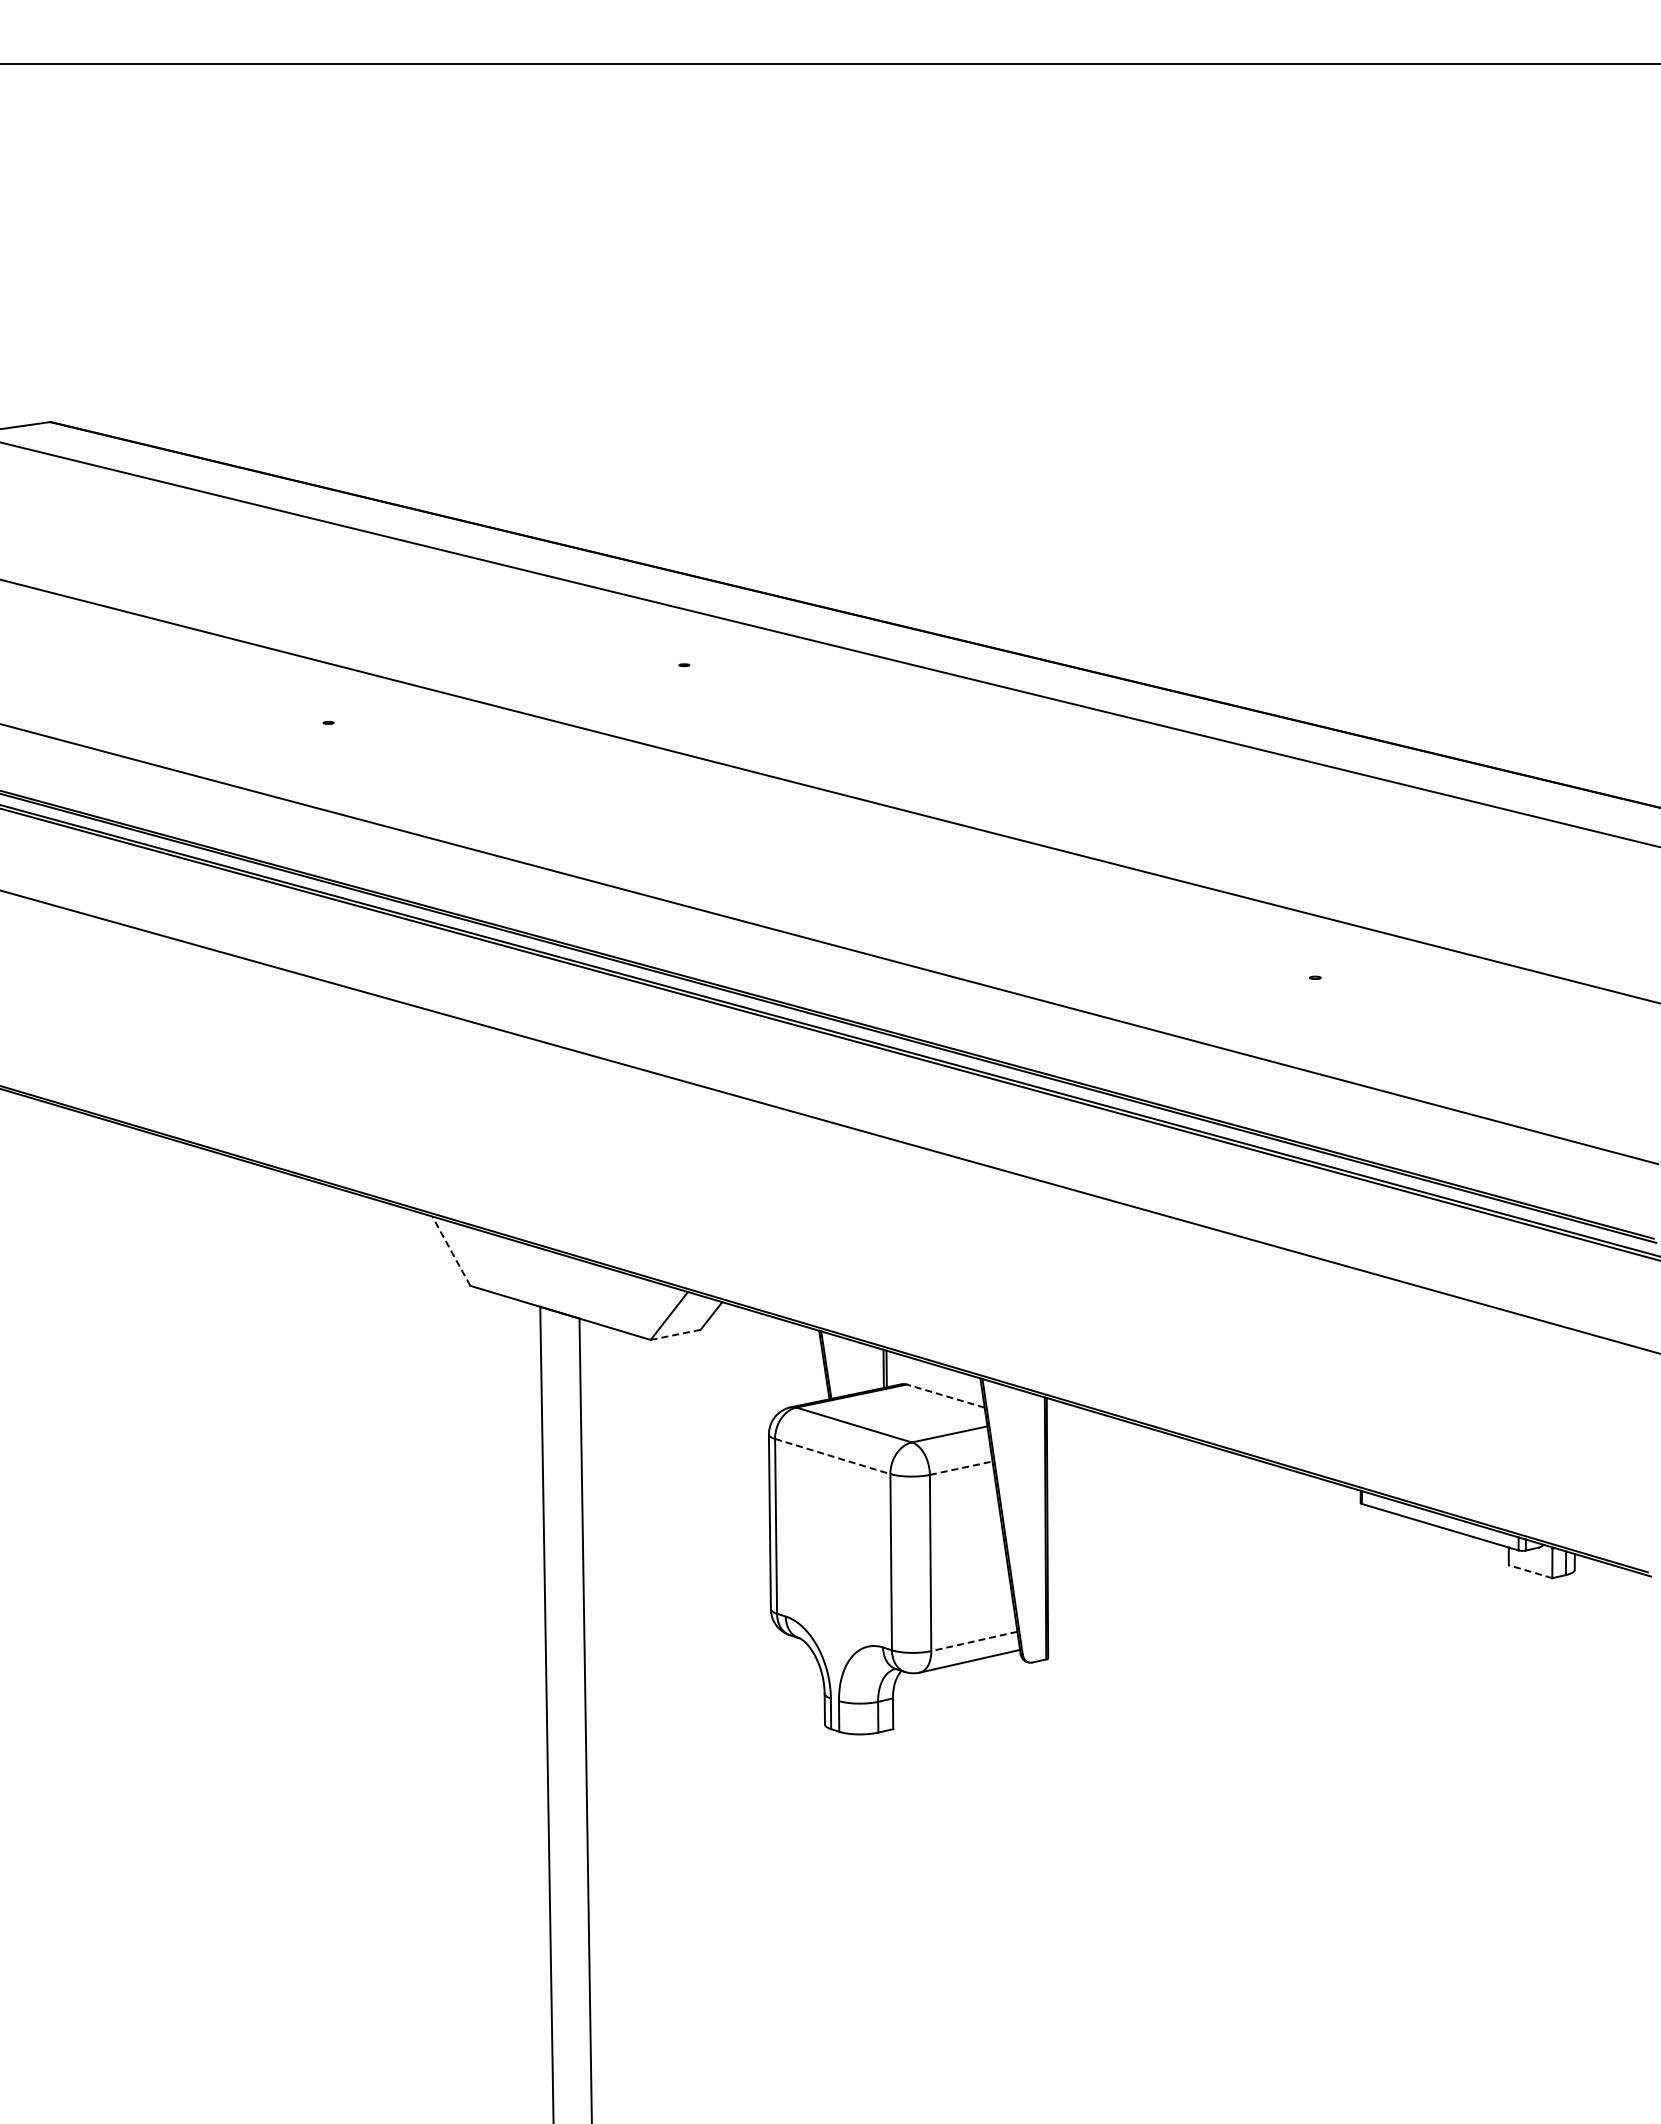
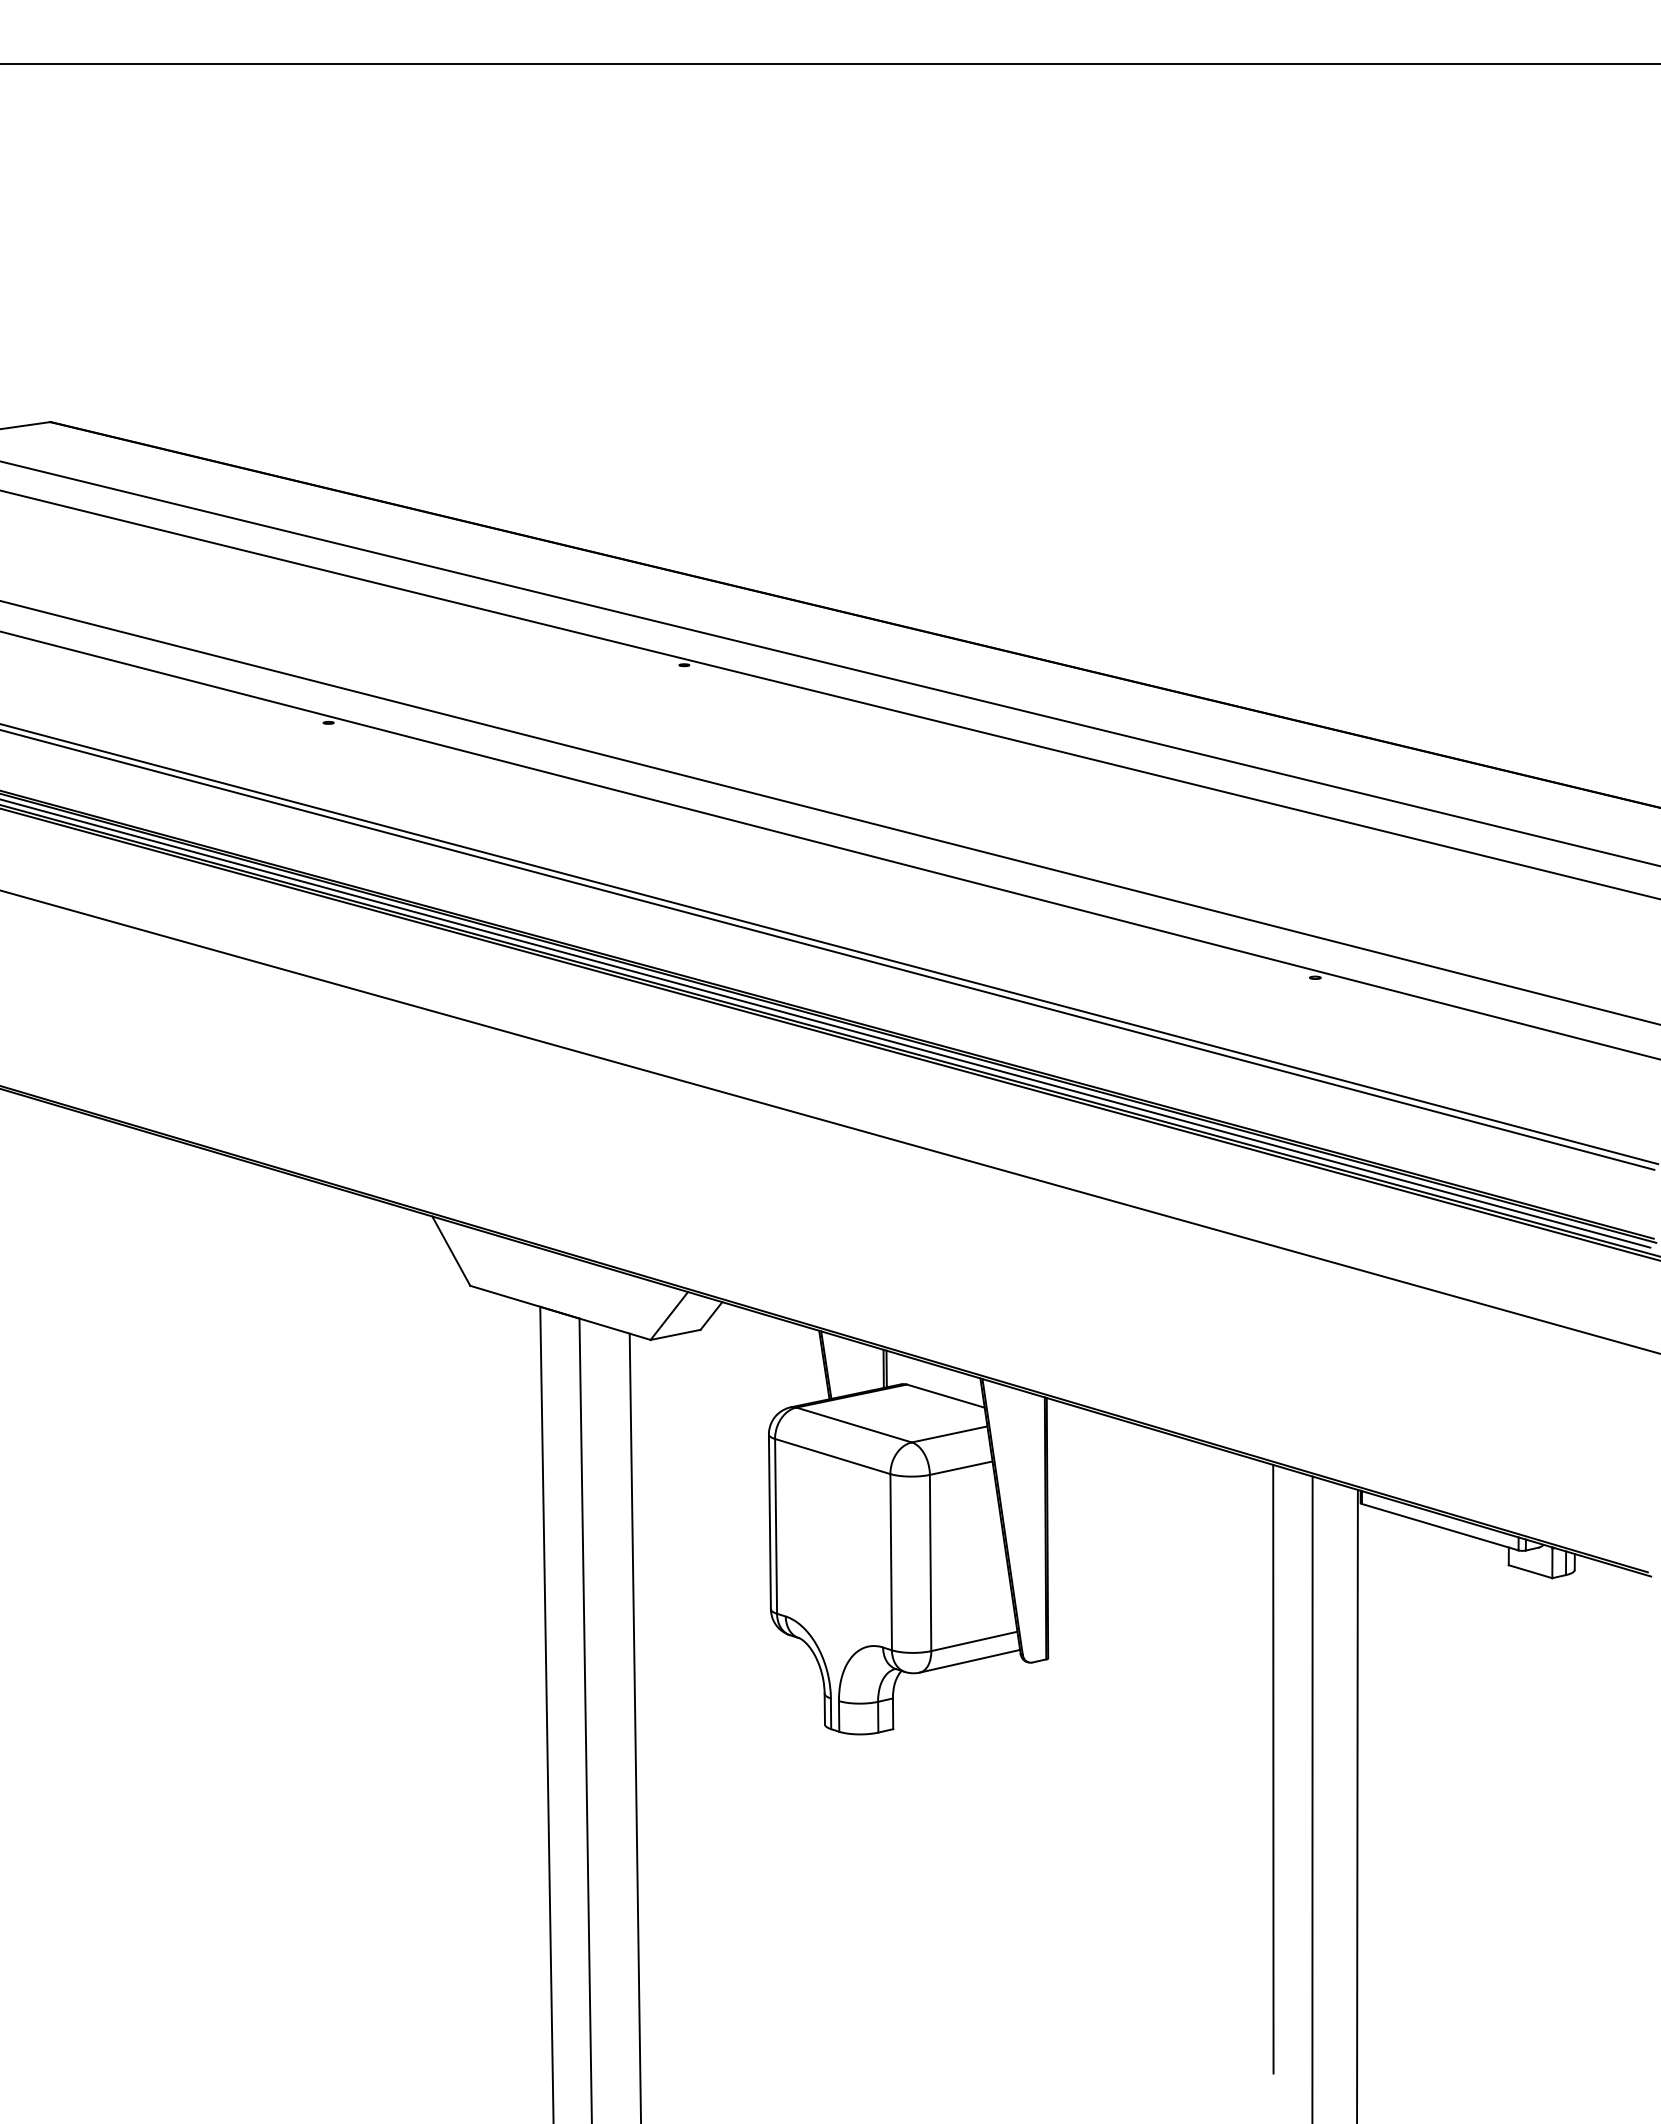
line position: (829, 644) -> (829, 663) (829, 663)
line: none -> present (829, 694)
line position: (829, 791) -> (829, 812) (829, 812)
line: none -> present (829, 845)
line: none -> present (828, 949)
line: none -> present (826, 1023)
line: dashed -> solid (451, 1251)
line: dashed -> solid (676, 1334)
line: dashed -> solid (945, 1396)
line: dashed -> solid (833, 1456)
line: dashed -> solid (961, 1468)
line: dashed -> solid (1530, 1571)
line: dashed -> solid (973, 1641)
line: none -> present (634, 1726)
line: none -> present (1273, 1768)
line: none -> present (1312, 1798)
line: none -> present (1357, 1804)
